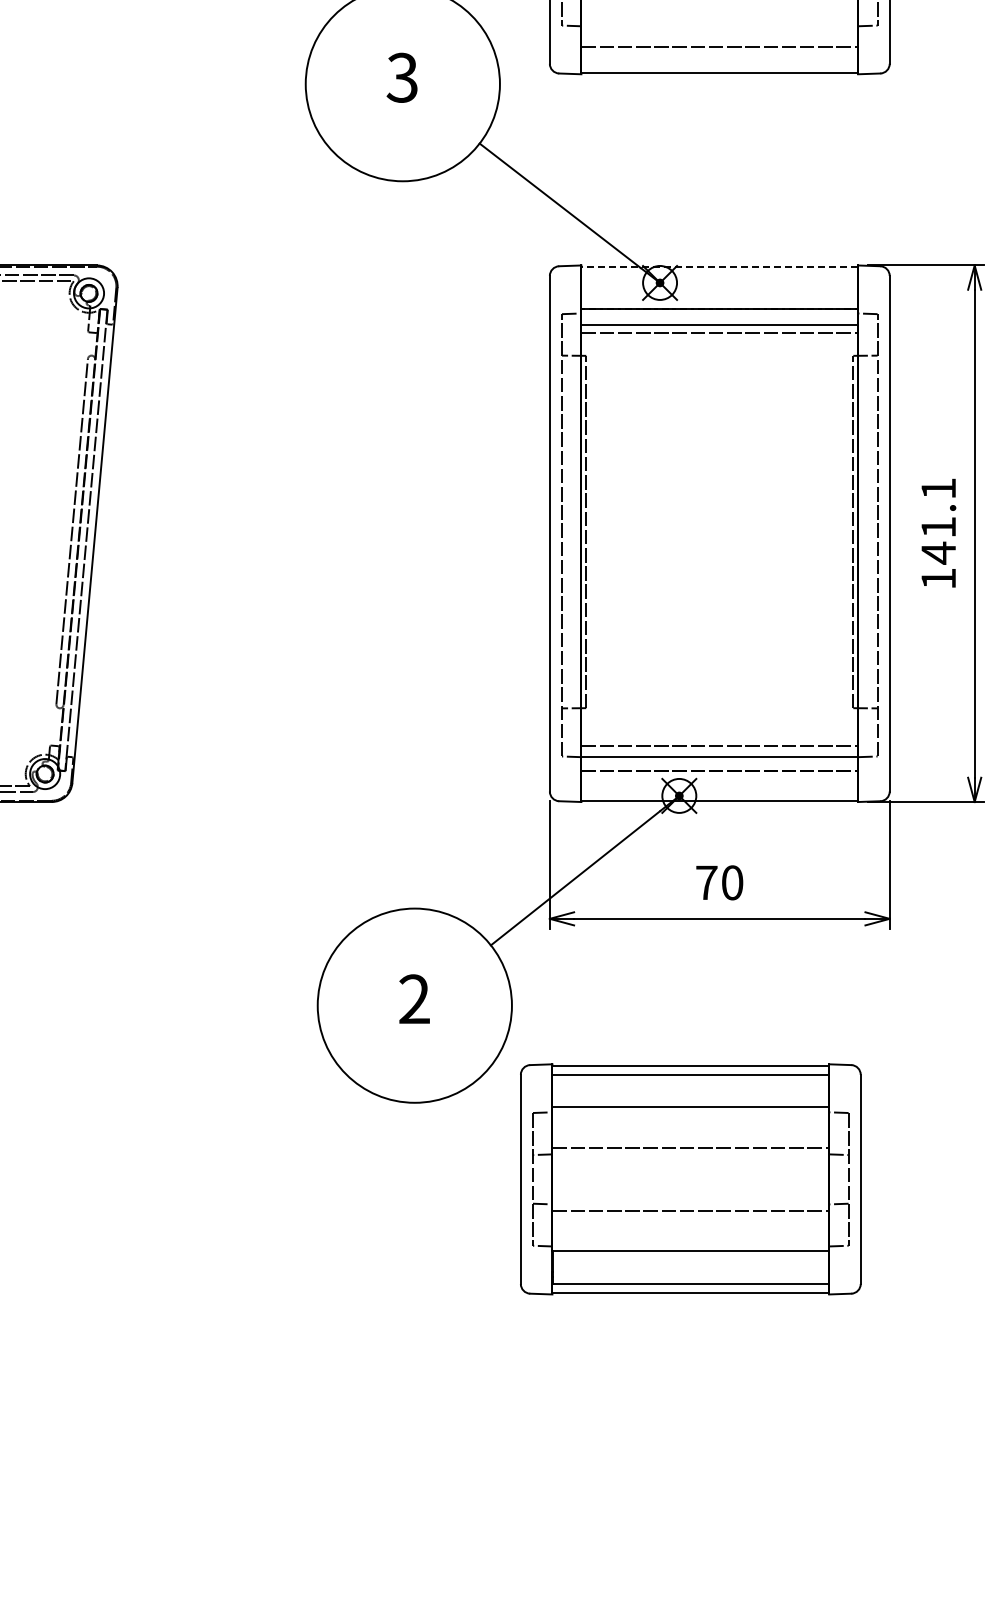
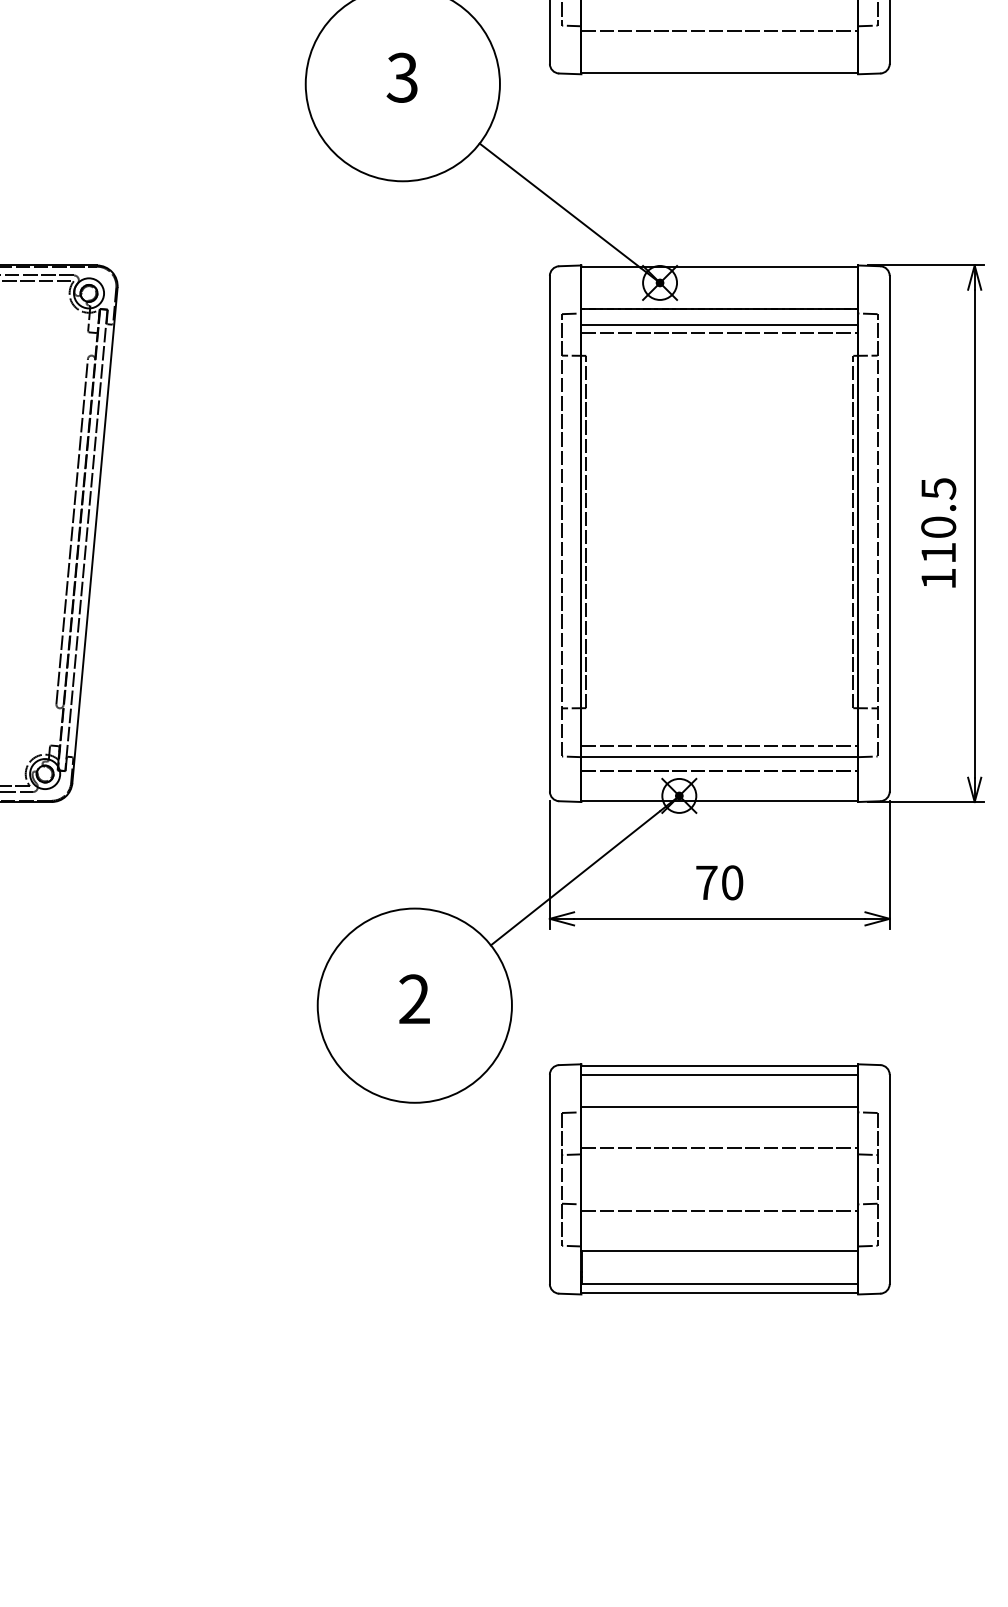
line position: (719, 47) -> (719, 31) (719, 31)
line: dashed -> solid (719, 266)
text: 141.1 -> 110.5 (938, 521)
part position: (690, 1179) -> (719, 1179) (719, 1179)
